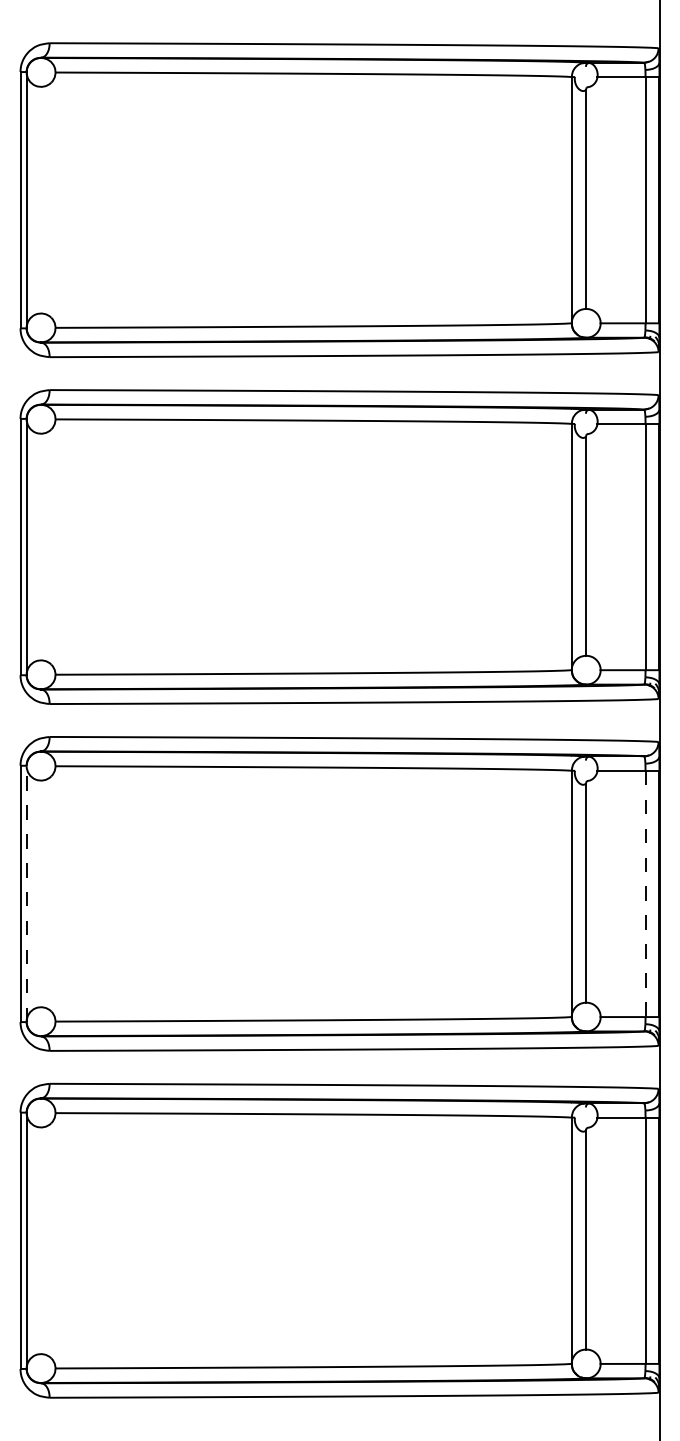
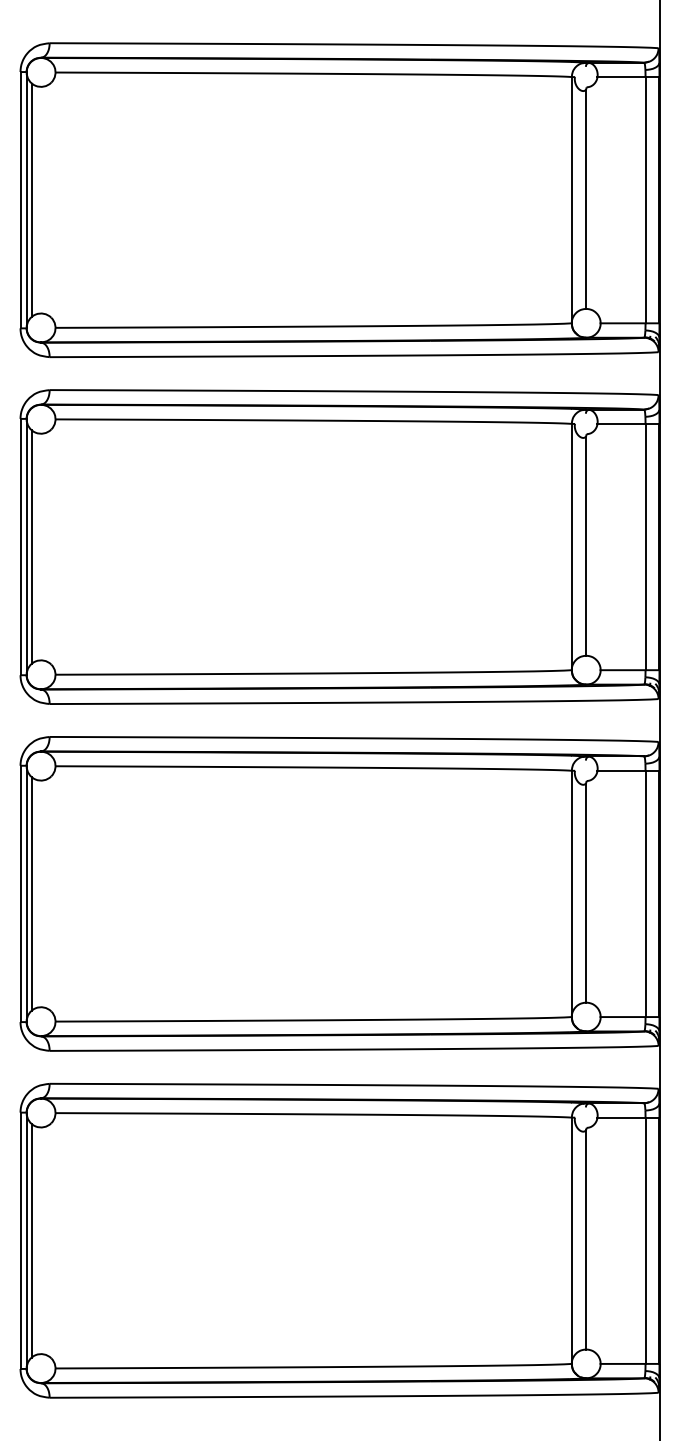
line: none -> present (32, 199)
line: none -> present (32, 546)
line: dashed -> solid (26, 893)
line: none -> present (32, 893)
line: dashed -> solid (645, 894)
line: none -> present (32, 1240)
